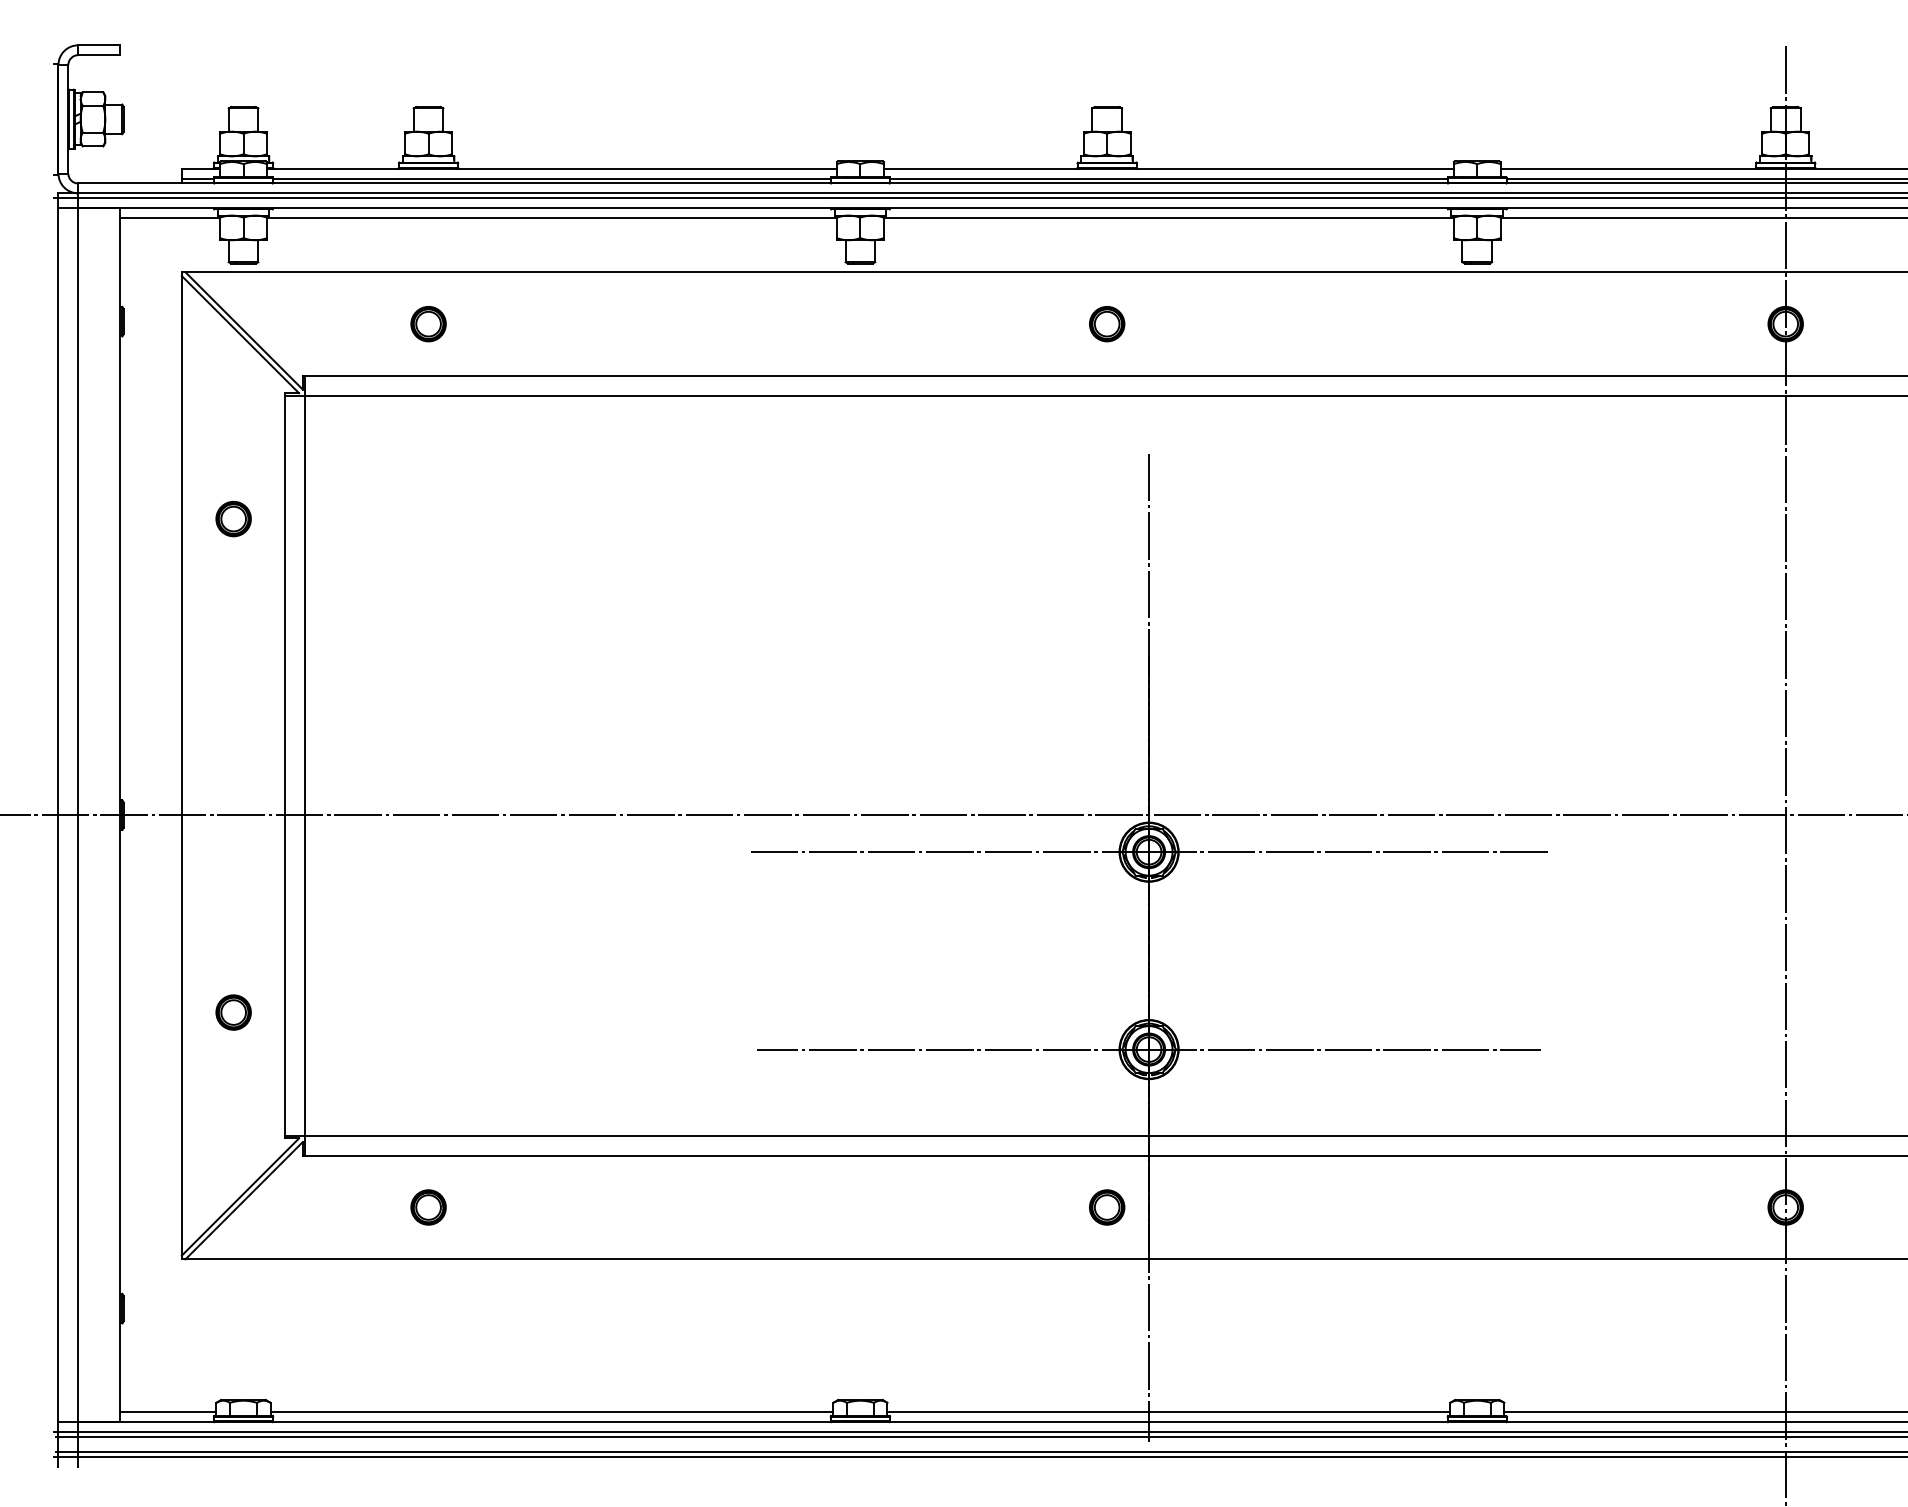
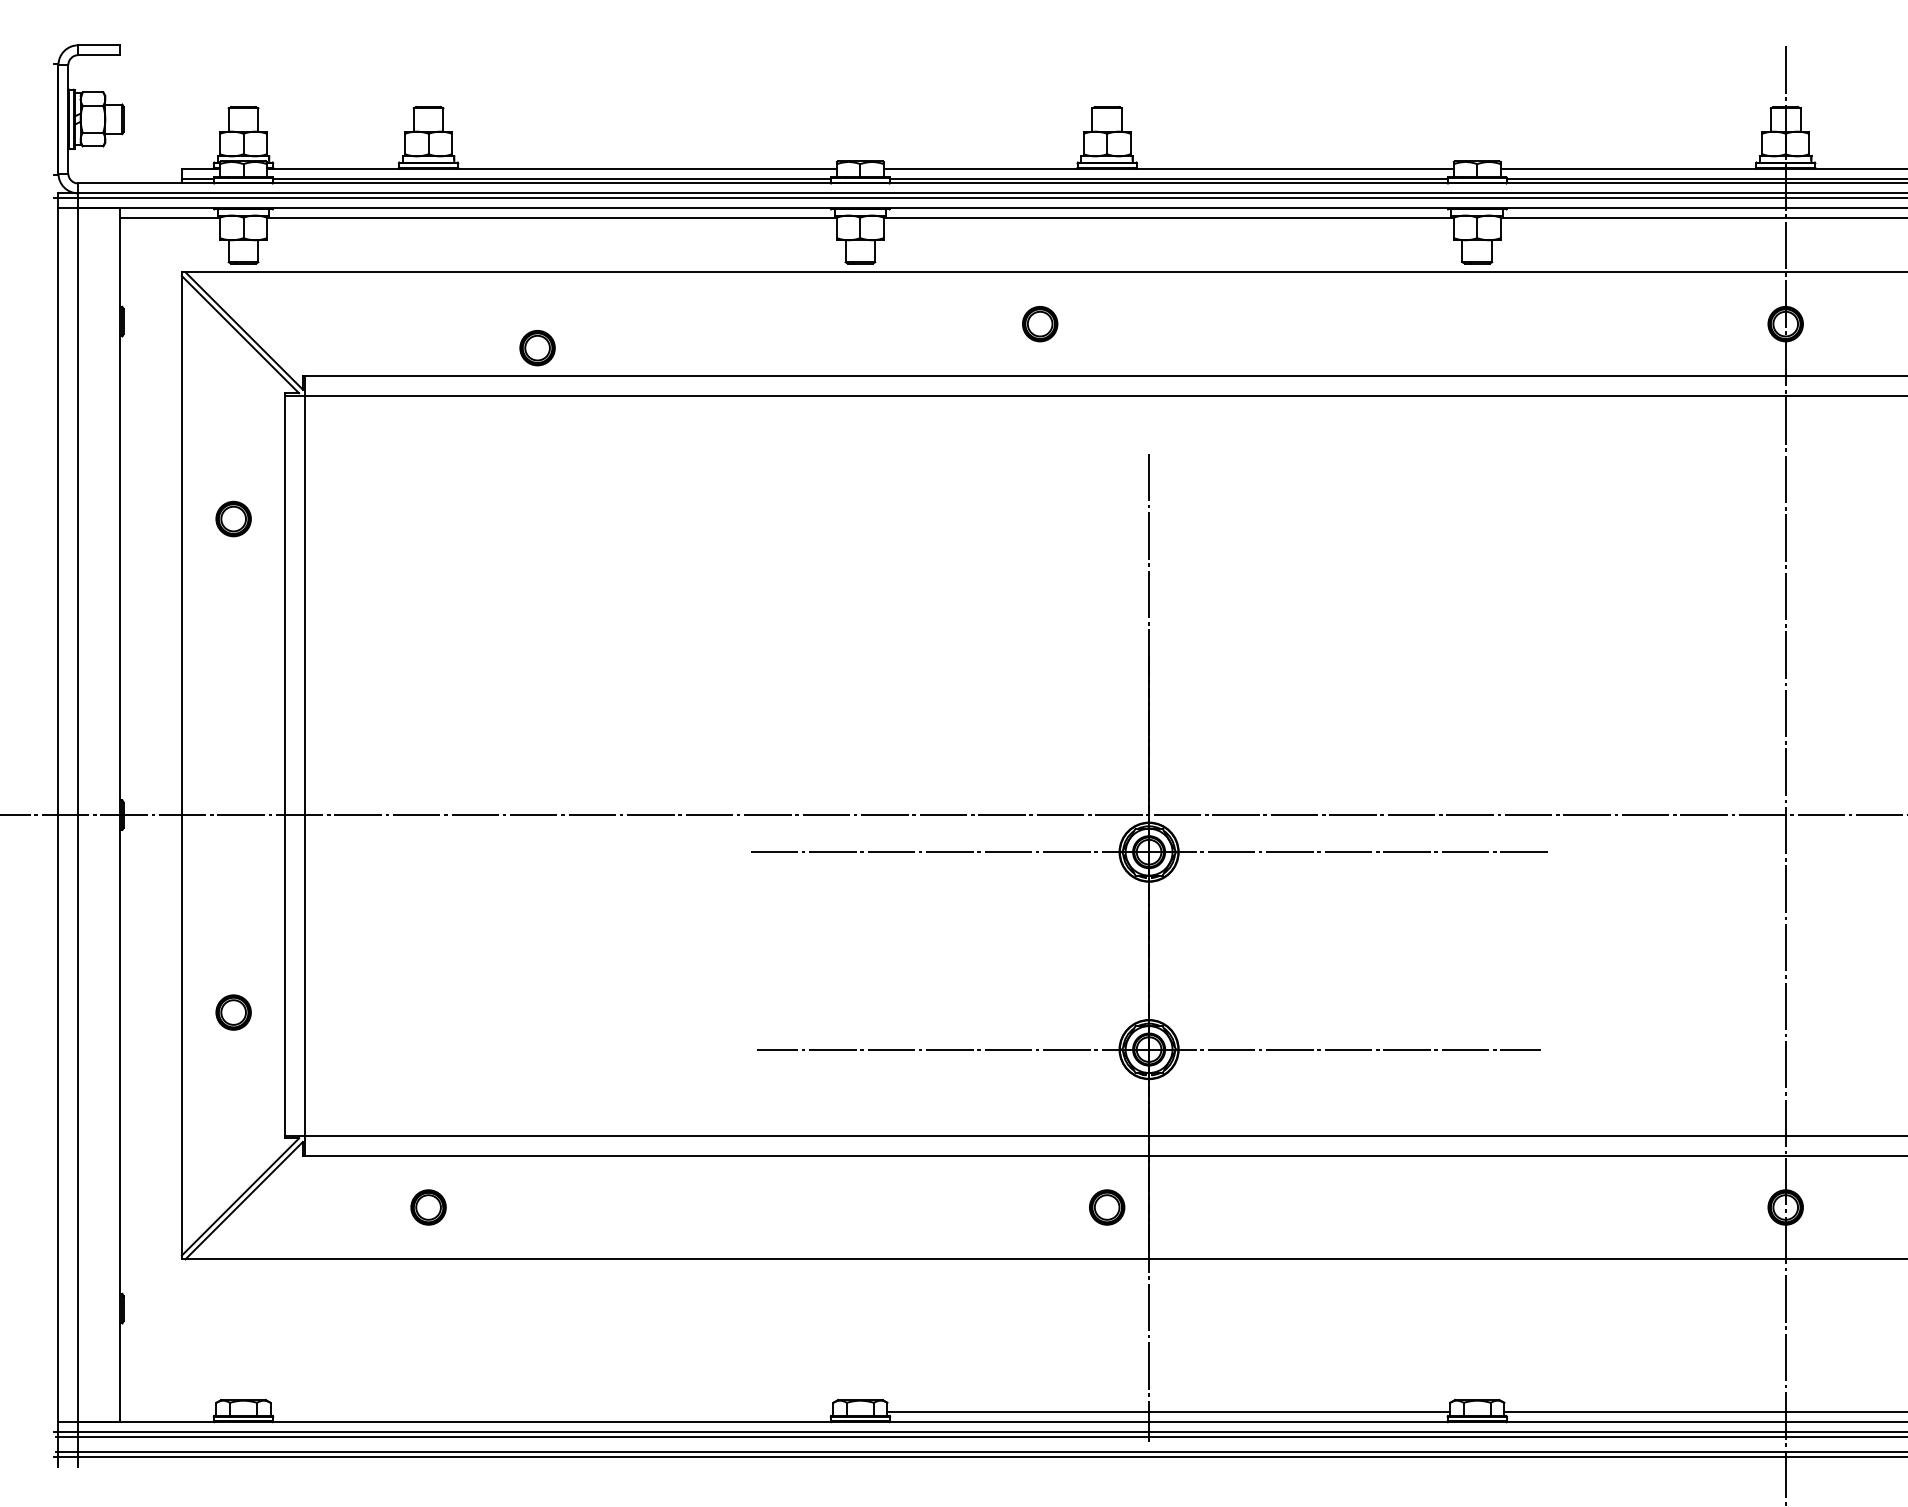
part position: (428, 324) -> (537, 348) (537, 348)
part position: (1107, 324) -> (1040, 324) (1040, 324)
line: present -> none (168, 1412)
line: present -> none (551, 1412)
